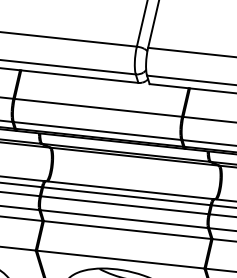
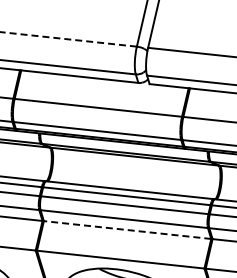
line: solid -> dashed (68, 39)
line: solid -> dashed (127, 229)
